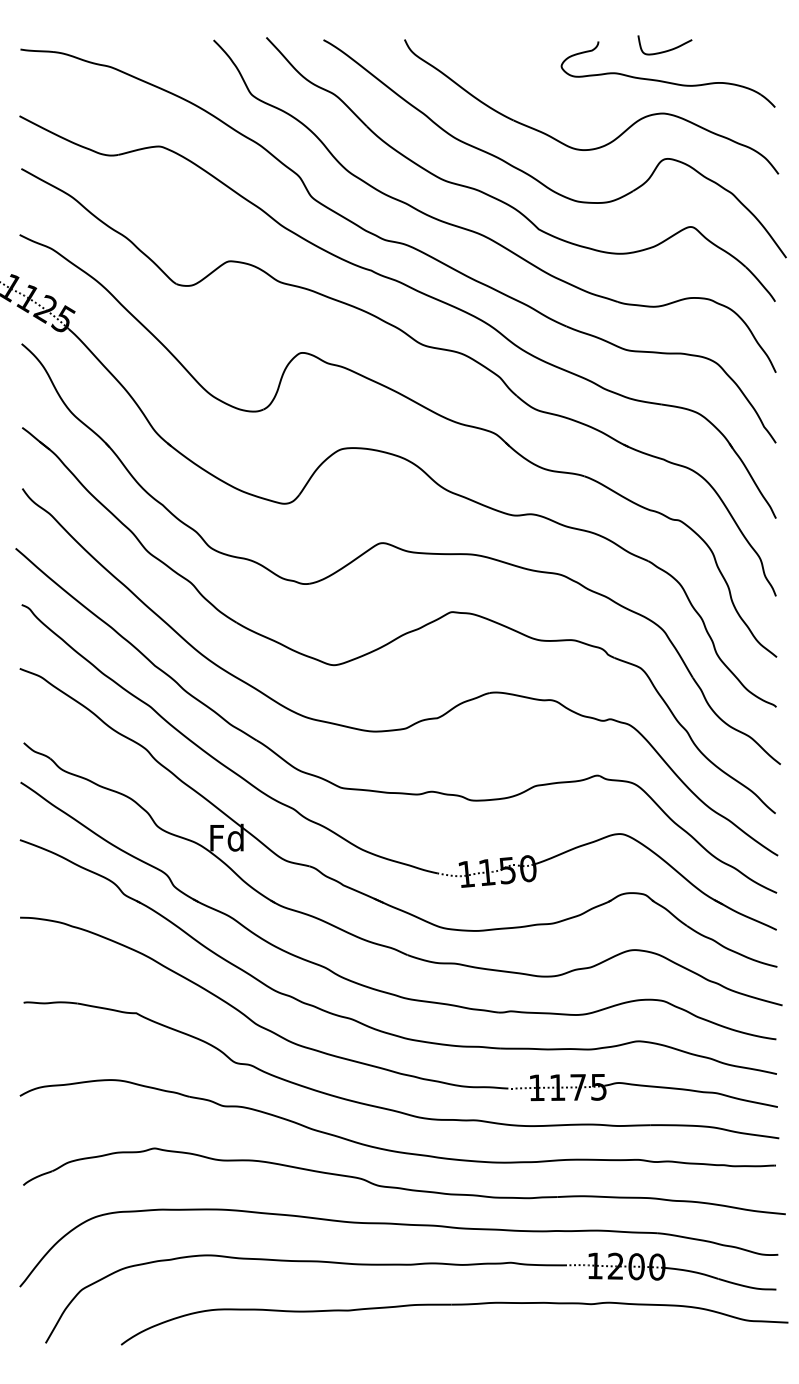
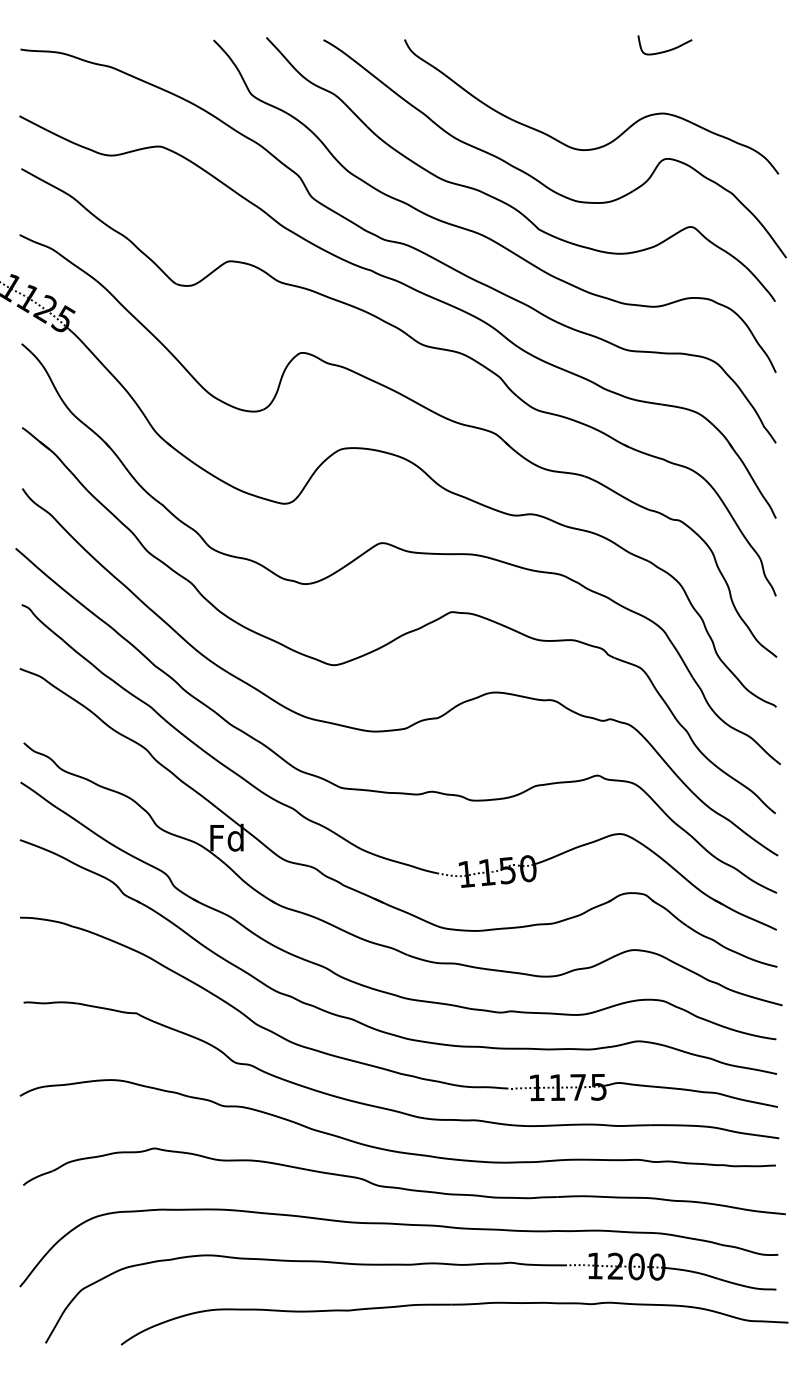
part: present -> none (667, 81)
